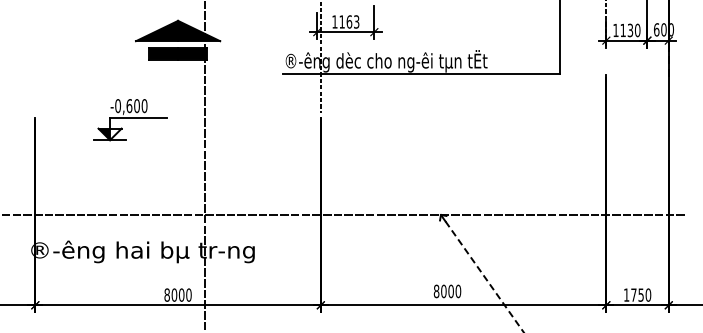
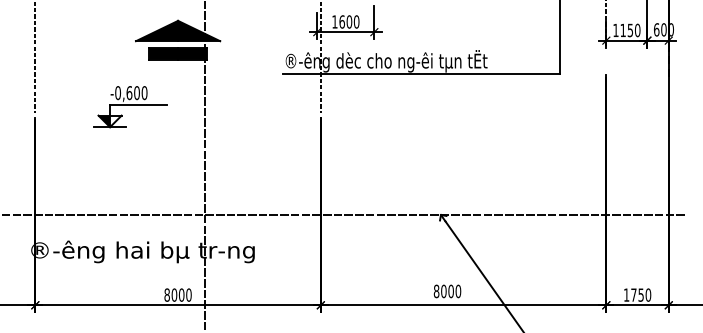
text: 1163 -> 1600 (349, 21)
text: 1130 -> 1150 (630, 29)
line: none -> present (35, 57)
part position: (130, 120) -> (130, 107) (130, 107)
line: dashed -> solid (484, 276)
